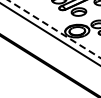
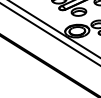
line: dashed -> solid (54, 29)
